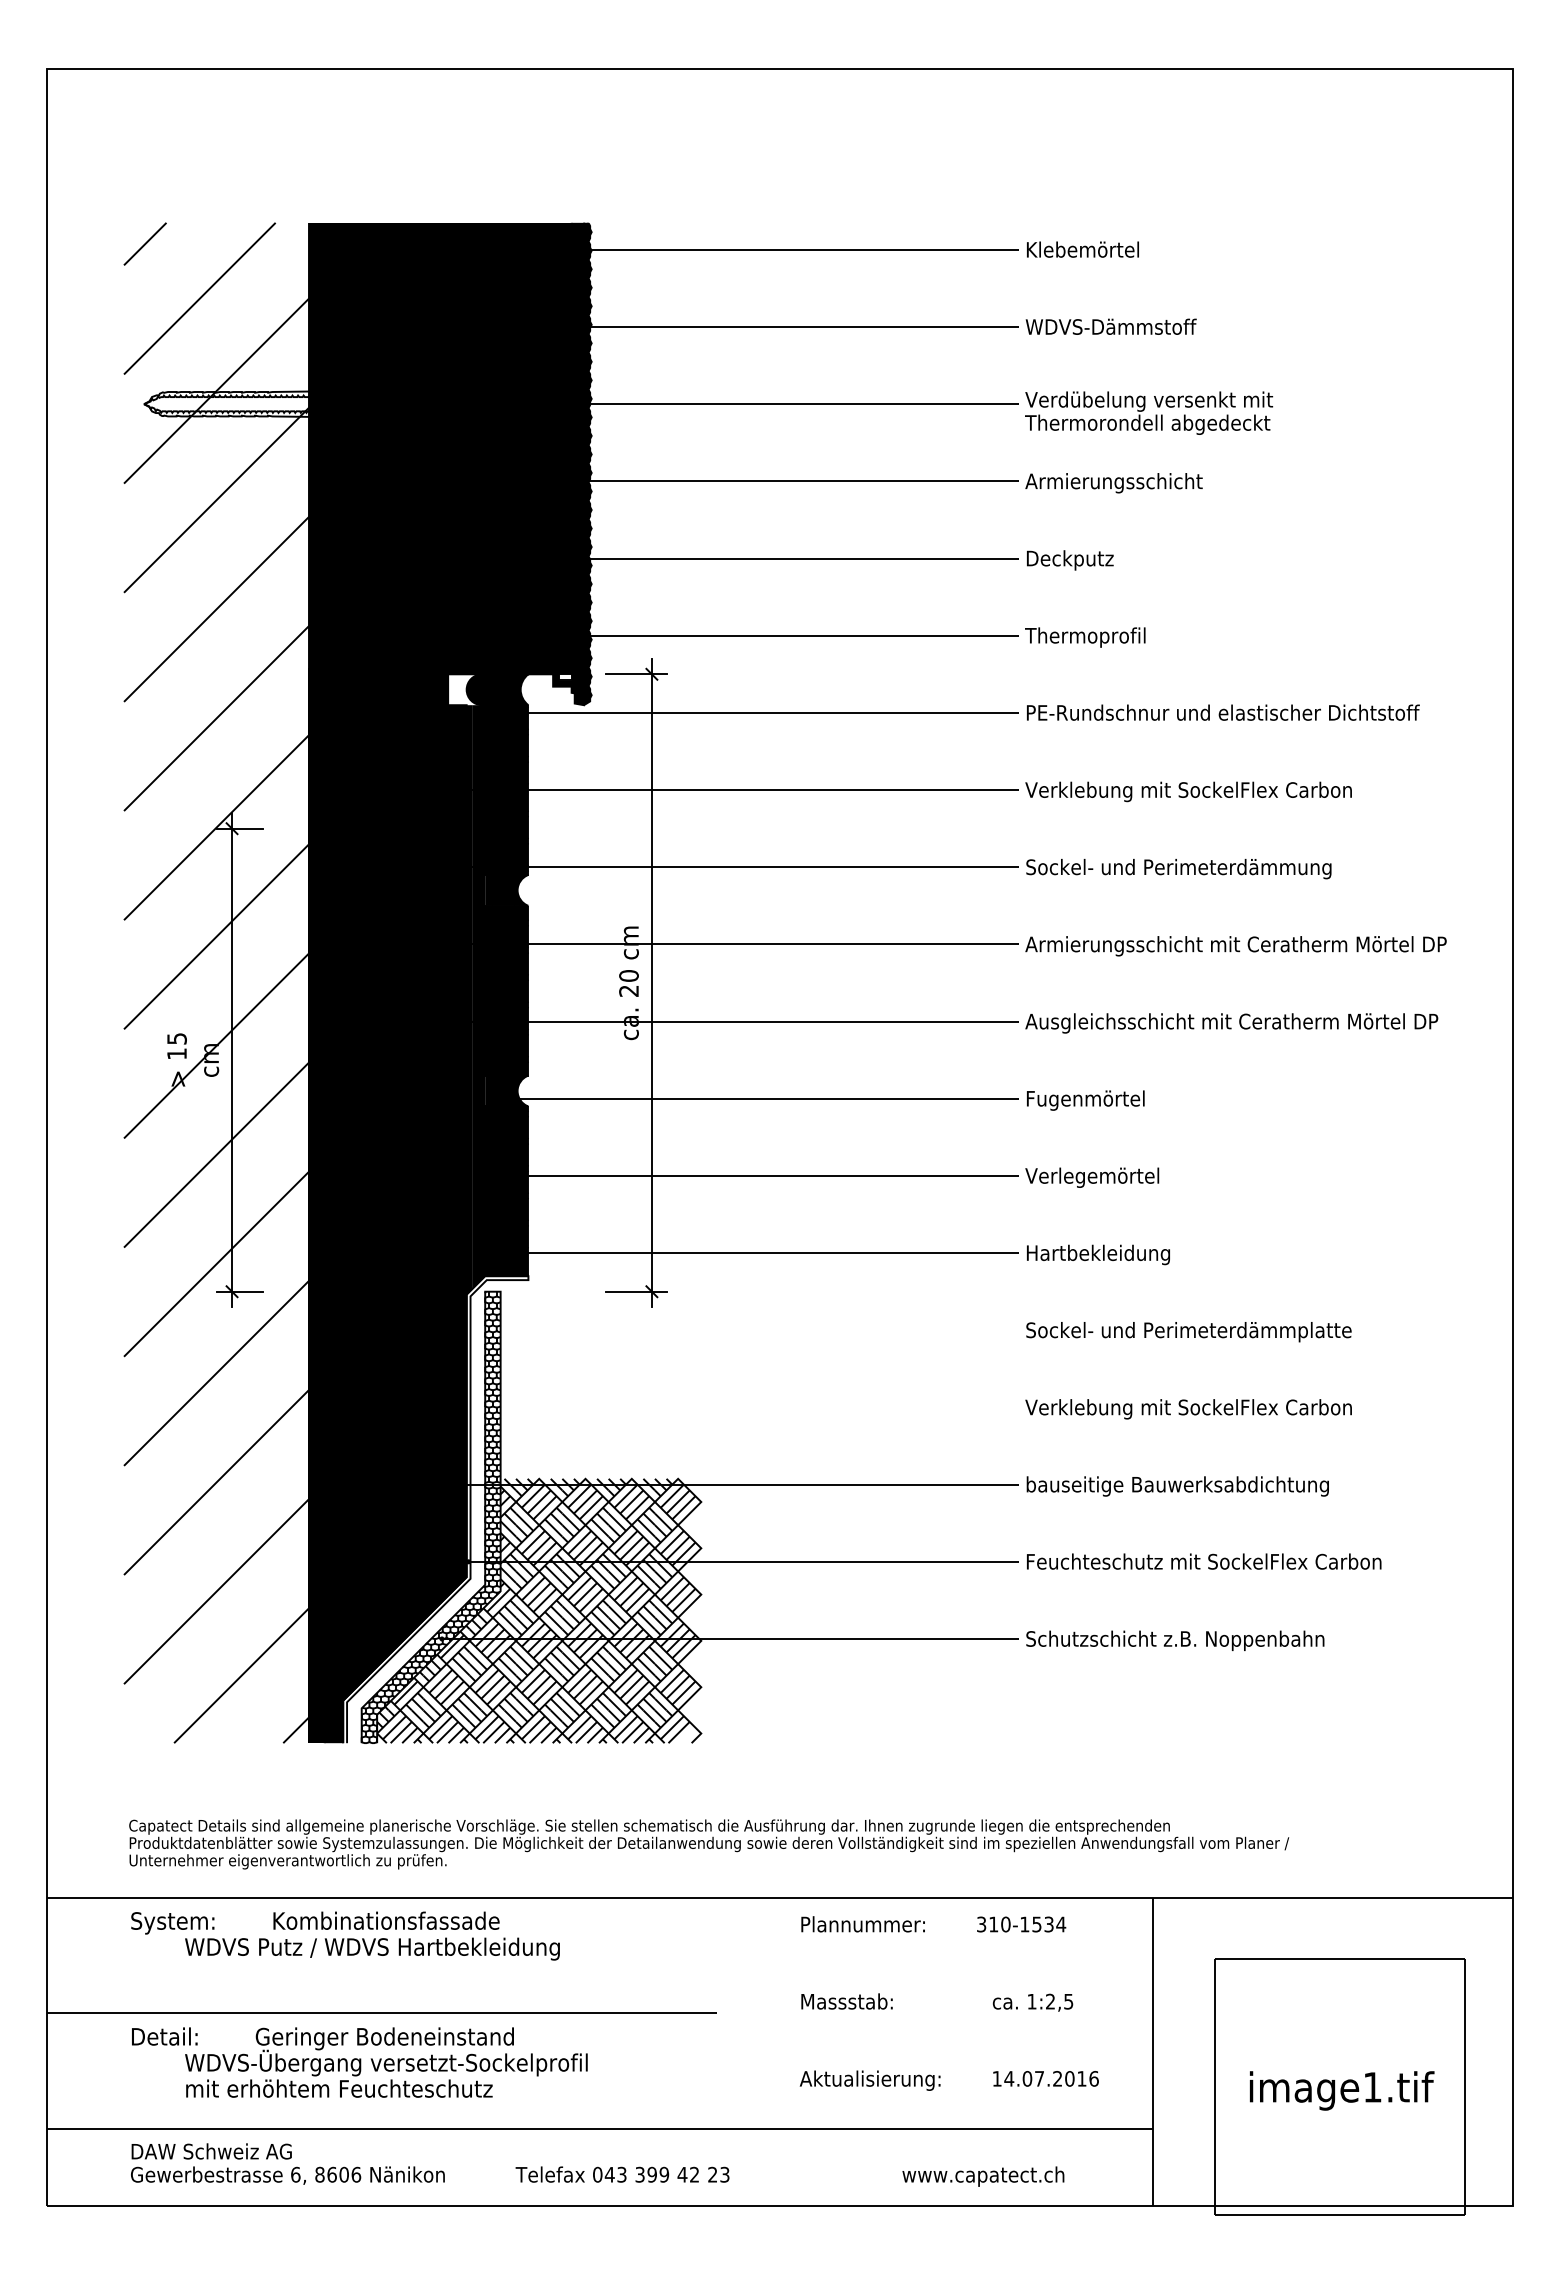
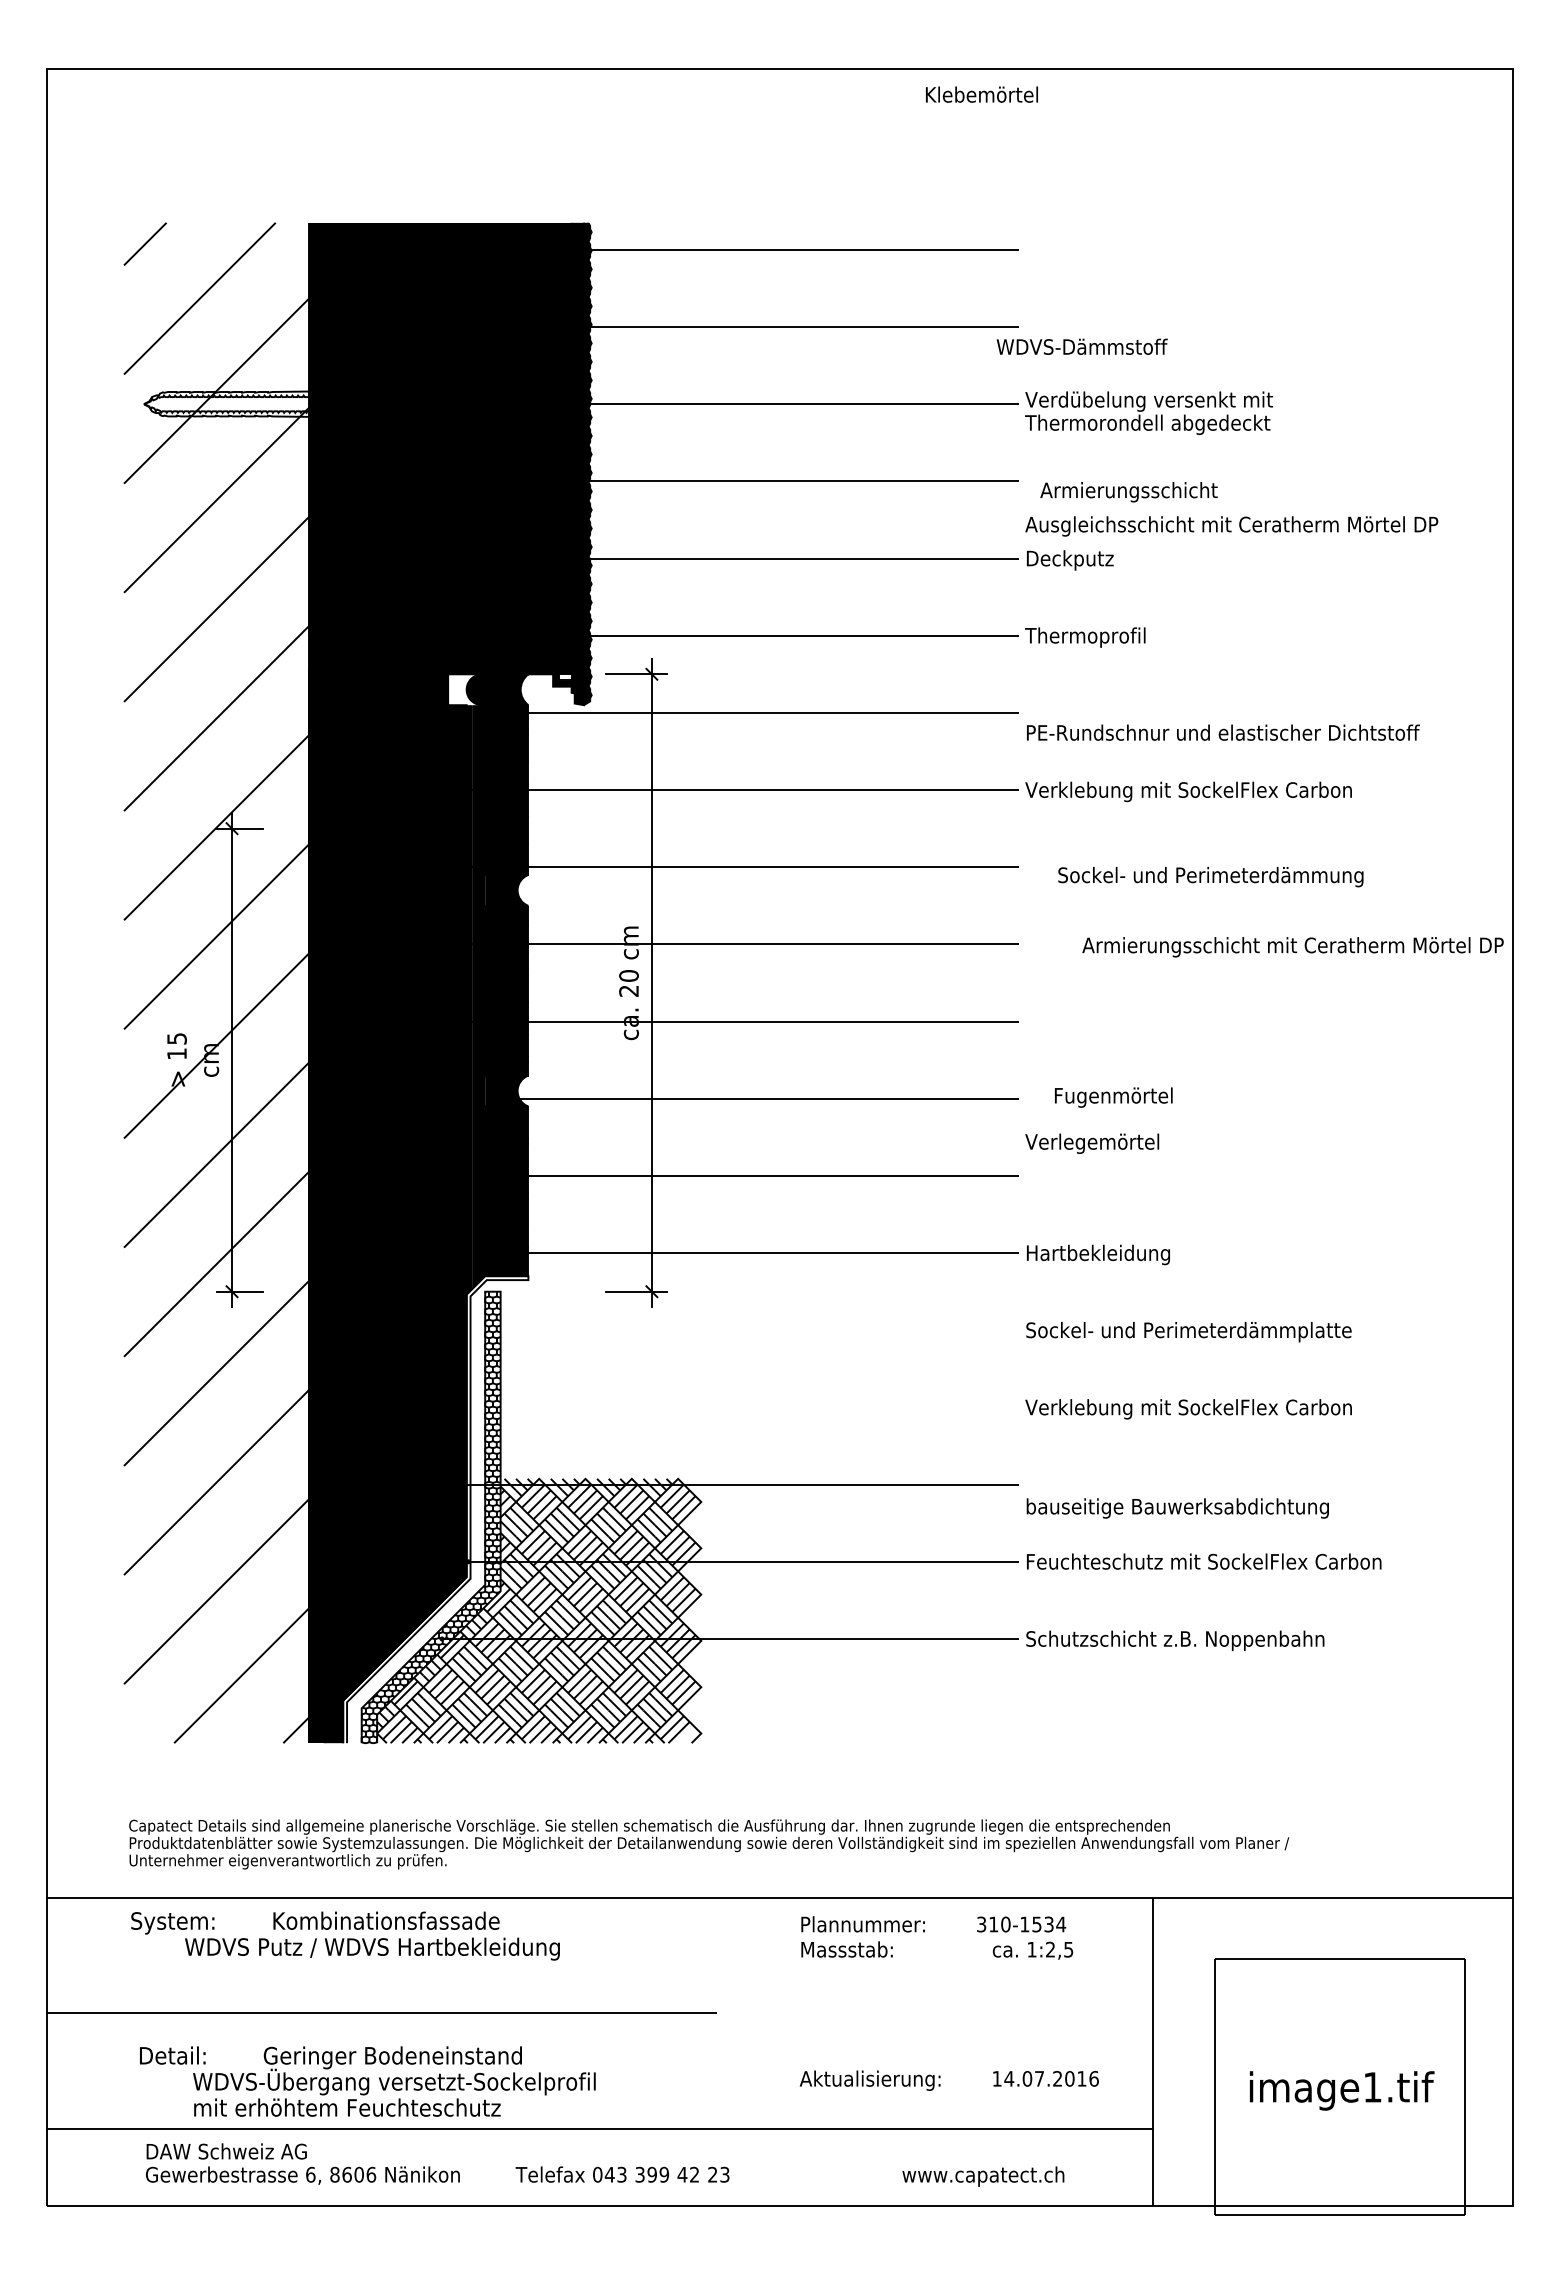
text position: (1082, 249) -> (981, 94) (981, 94)
text position: (1110, 326) -> (1081, 346) (1081, 346)
text position: (1113, 483) -> (1128, 492) (1128, 492)
text position: (1223, 712) -> (1223, 732) (1223, 732)
text position: (1178, 869) -> (1210, 877) (1210, 877)
text position: (1235, 946) -> (1292, 947) (1292, 947)
text position: (1231, 1023) -> (1231, 526) (1231, 526)
text position: (1085, 1100) -> (1113, 1097) (1113, 1097)
text position: (1092, 1177) -> (1092, 1143) (1092, 1143)
text position: (1177, 1486) -> (1177, 1508) (1177, 1508)
text position: (937, 2002) -> (937, 1950) (937, 1950)
text position: (359, 2062) -> (367, 2081) (367, 2081)
text position: (287, 2163) -> (302, 2163) (302, 2163)
